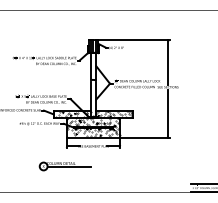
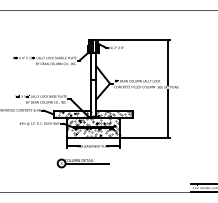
part position: (64, 166) -> (82, 163) (82, 163)
